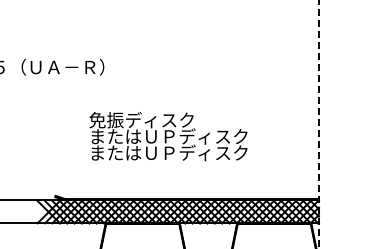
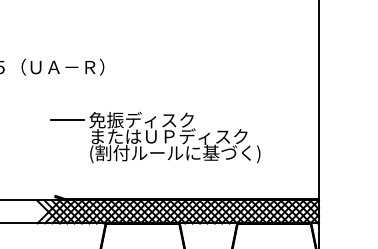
line: none -> present (67, 120)
line: dashed -> solid (318, 124)
text: またはＵＰディスク -> (割付ルールに基づく) (175, 153)
